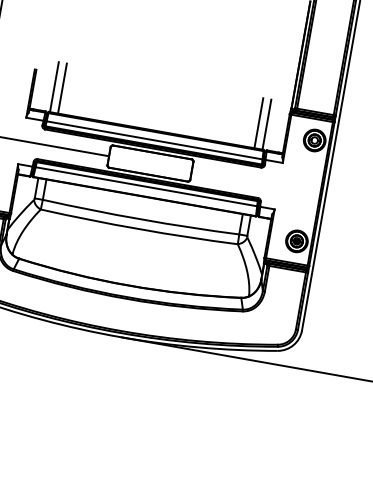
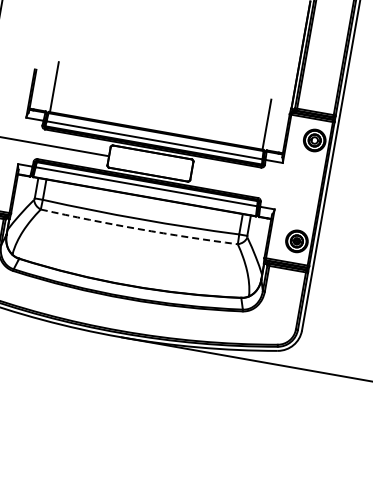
line: present -> none (62, 88)
line: present -> none (258, 123)
arc: solid -> dashed (138, 229)
